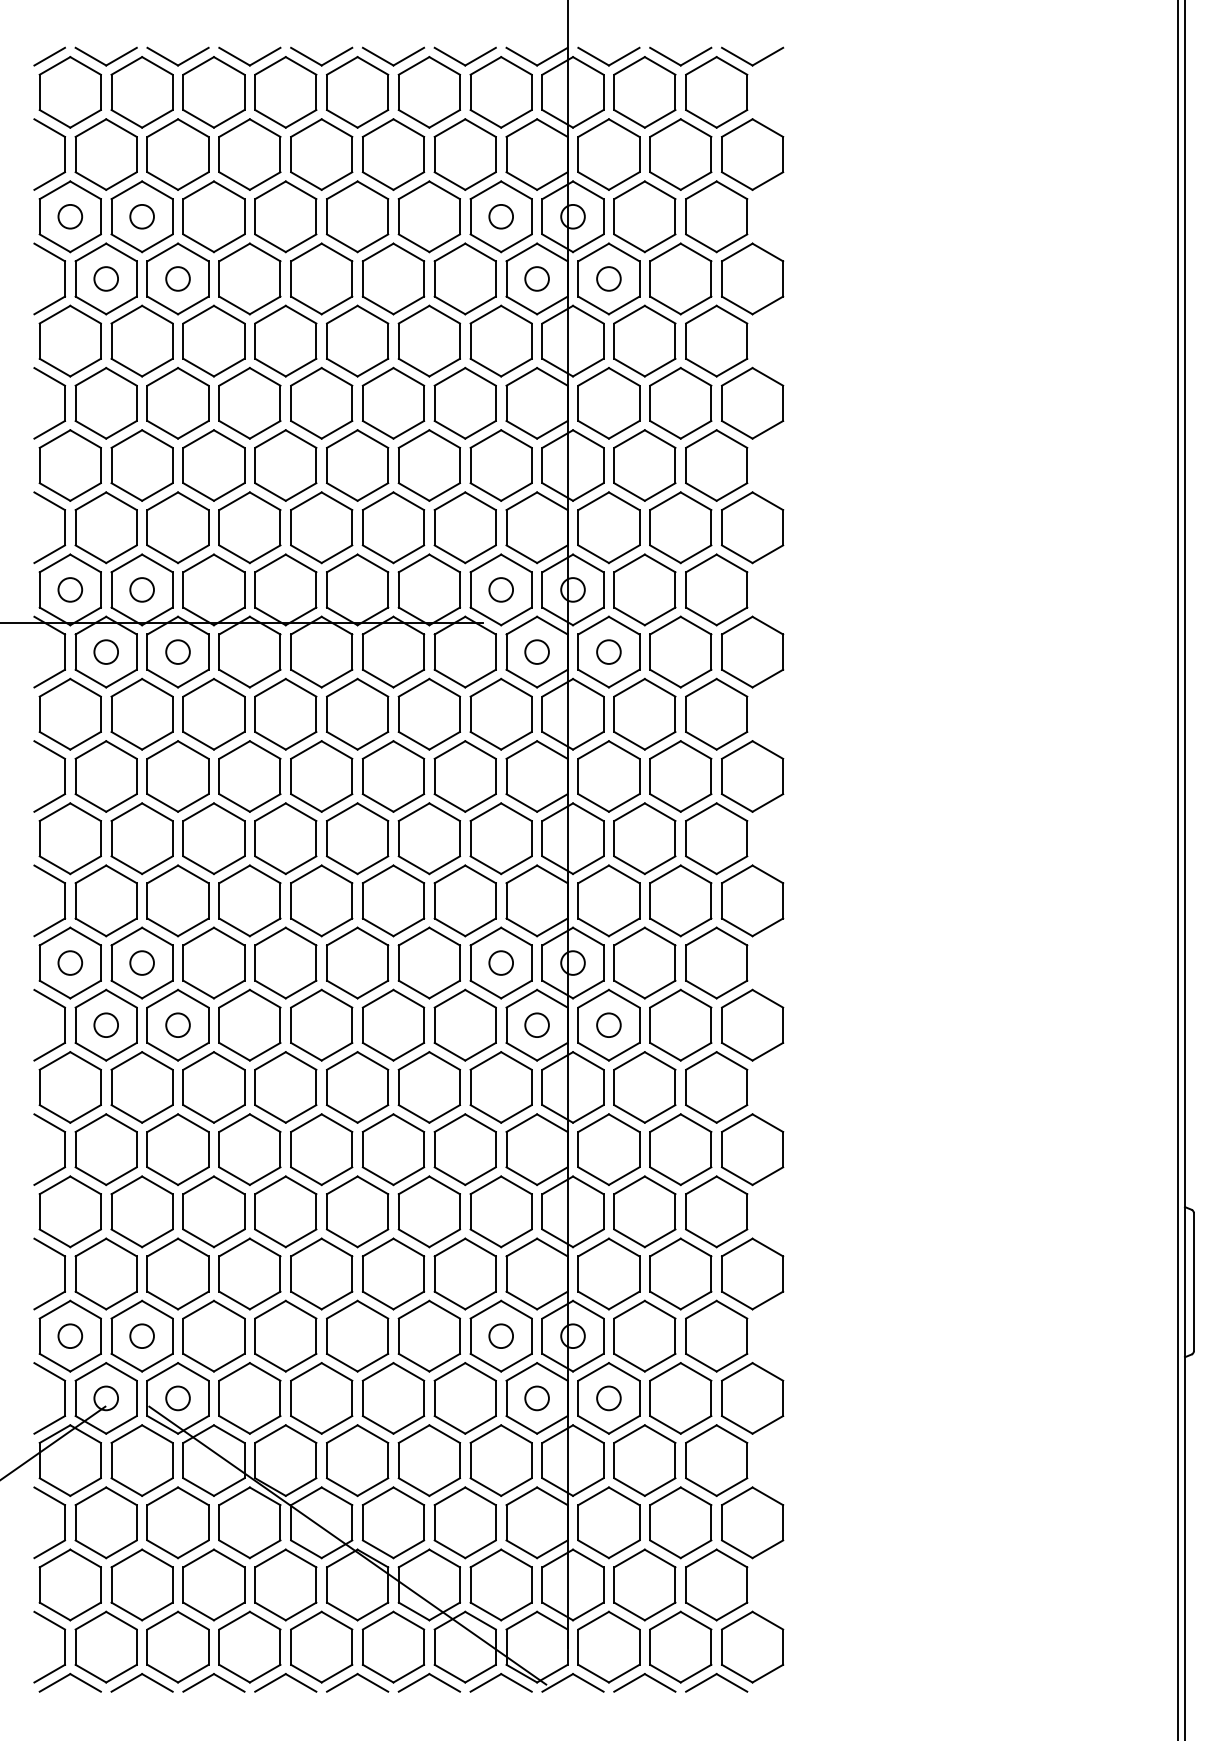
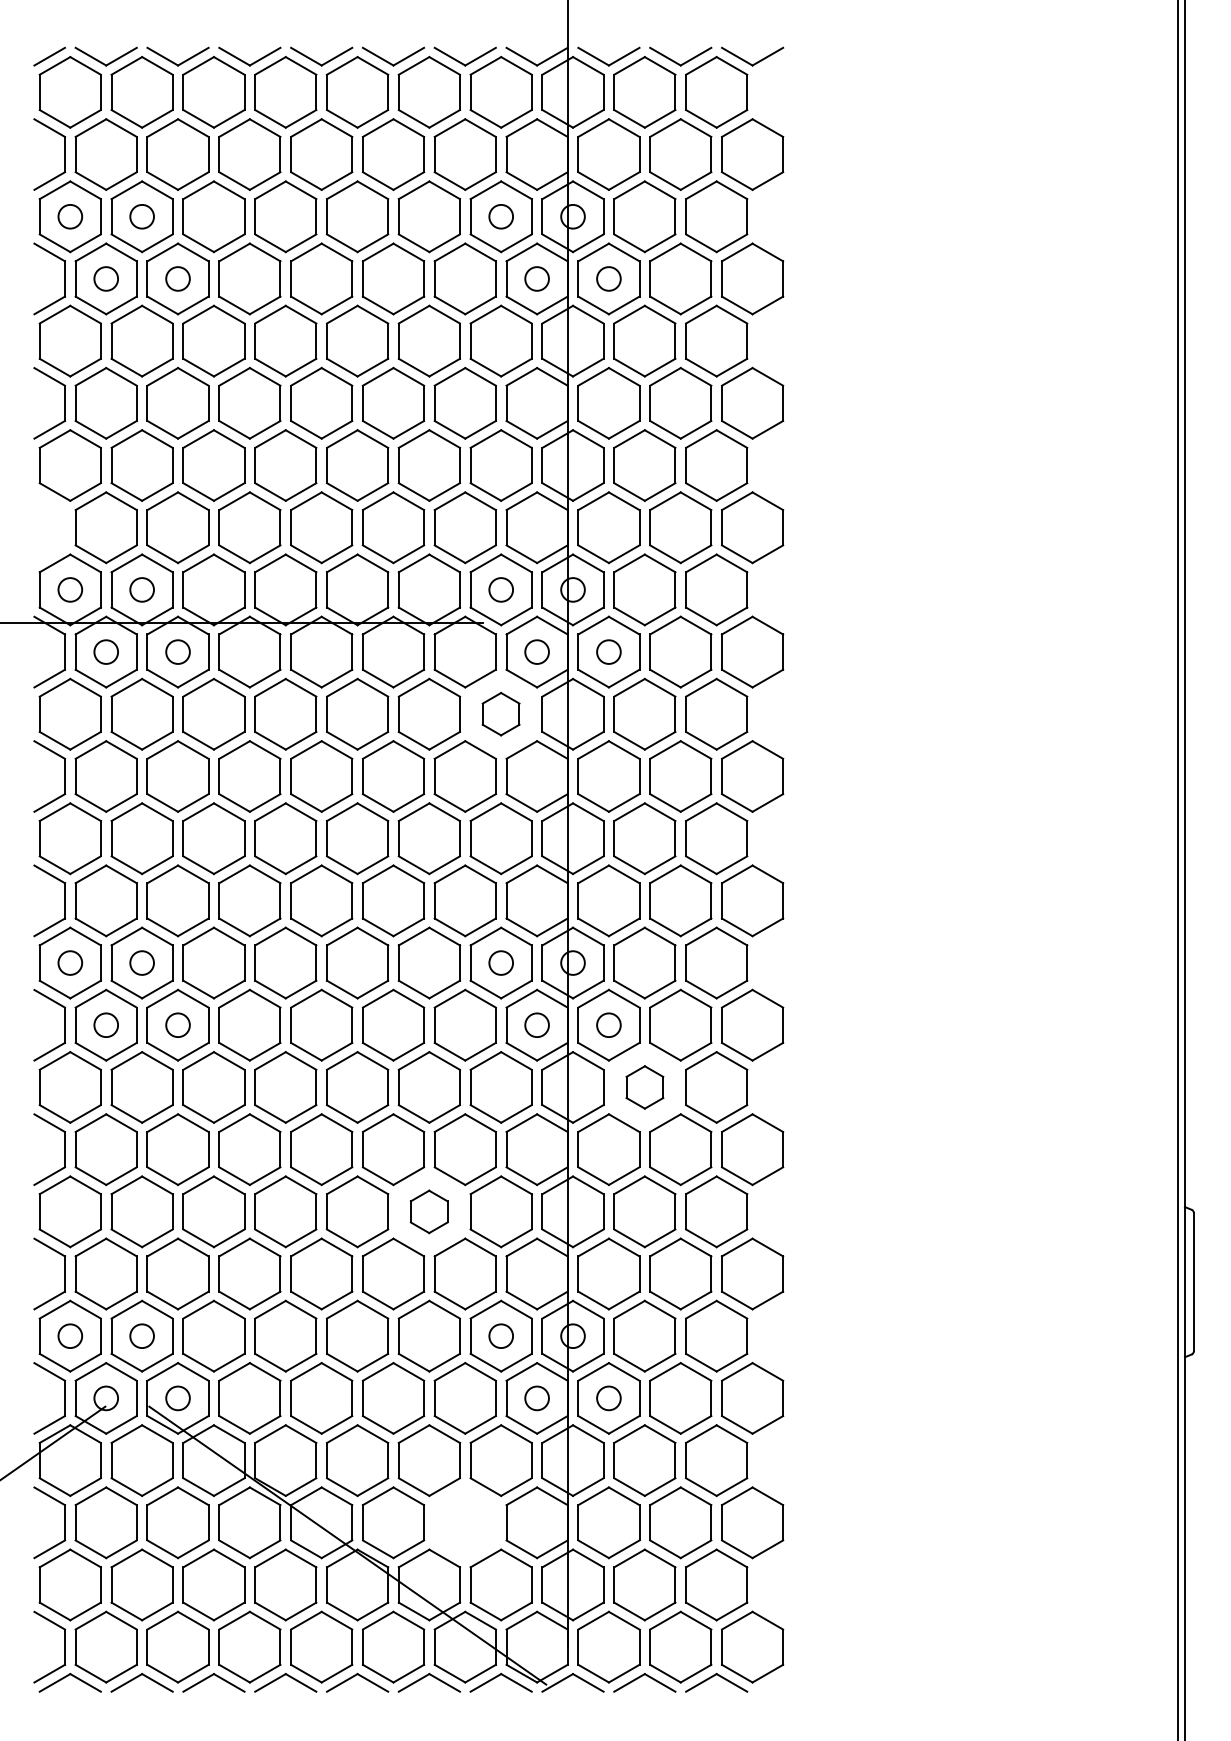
part: present -> none (64, 527)
part size: 64x74 px -> 40x46 px (500, 713)
part size: 64x73 px -> 40x45 px (644, 1087)
part size: 64x74 px -> 40x46 px (428, 1211)
part: present -> none (464, 1522)
